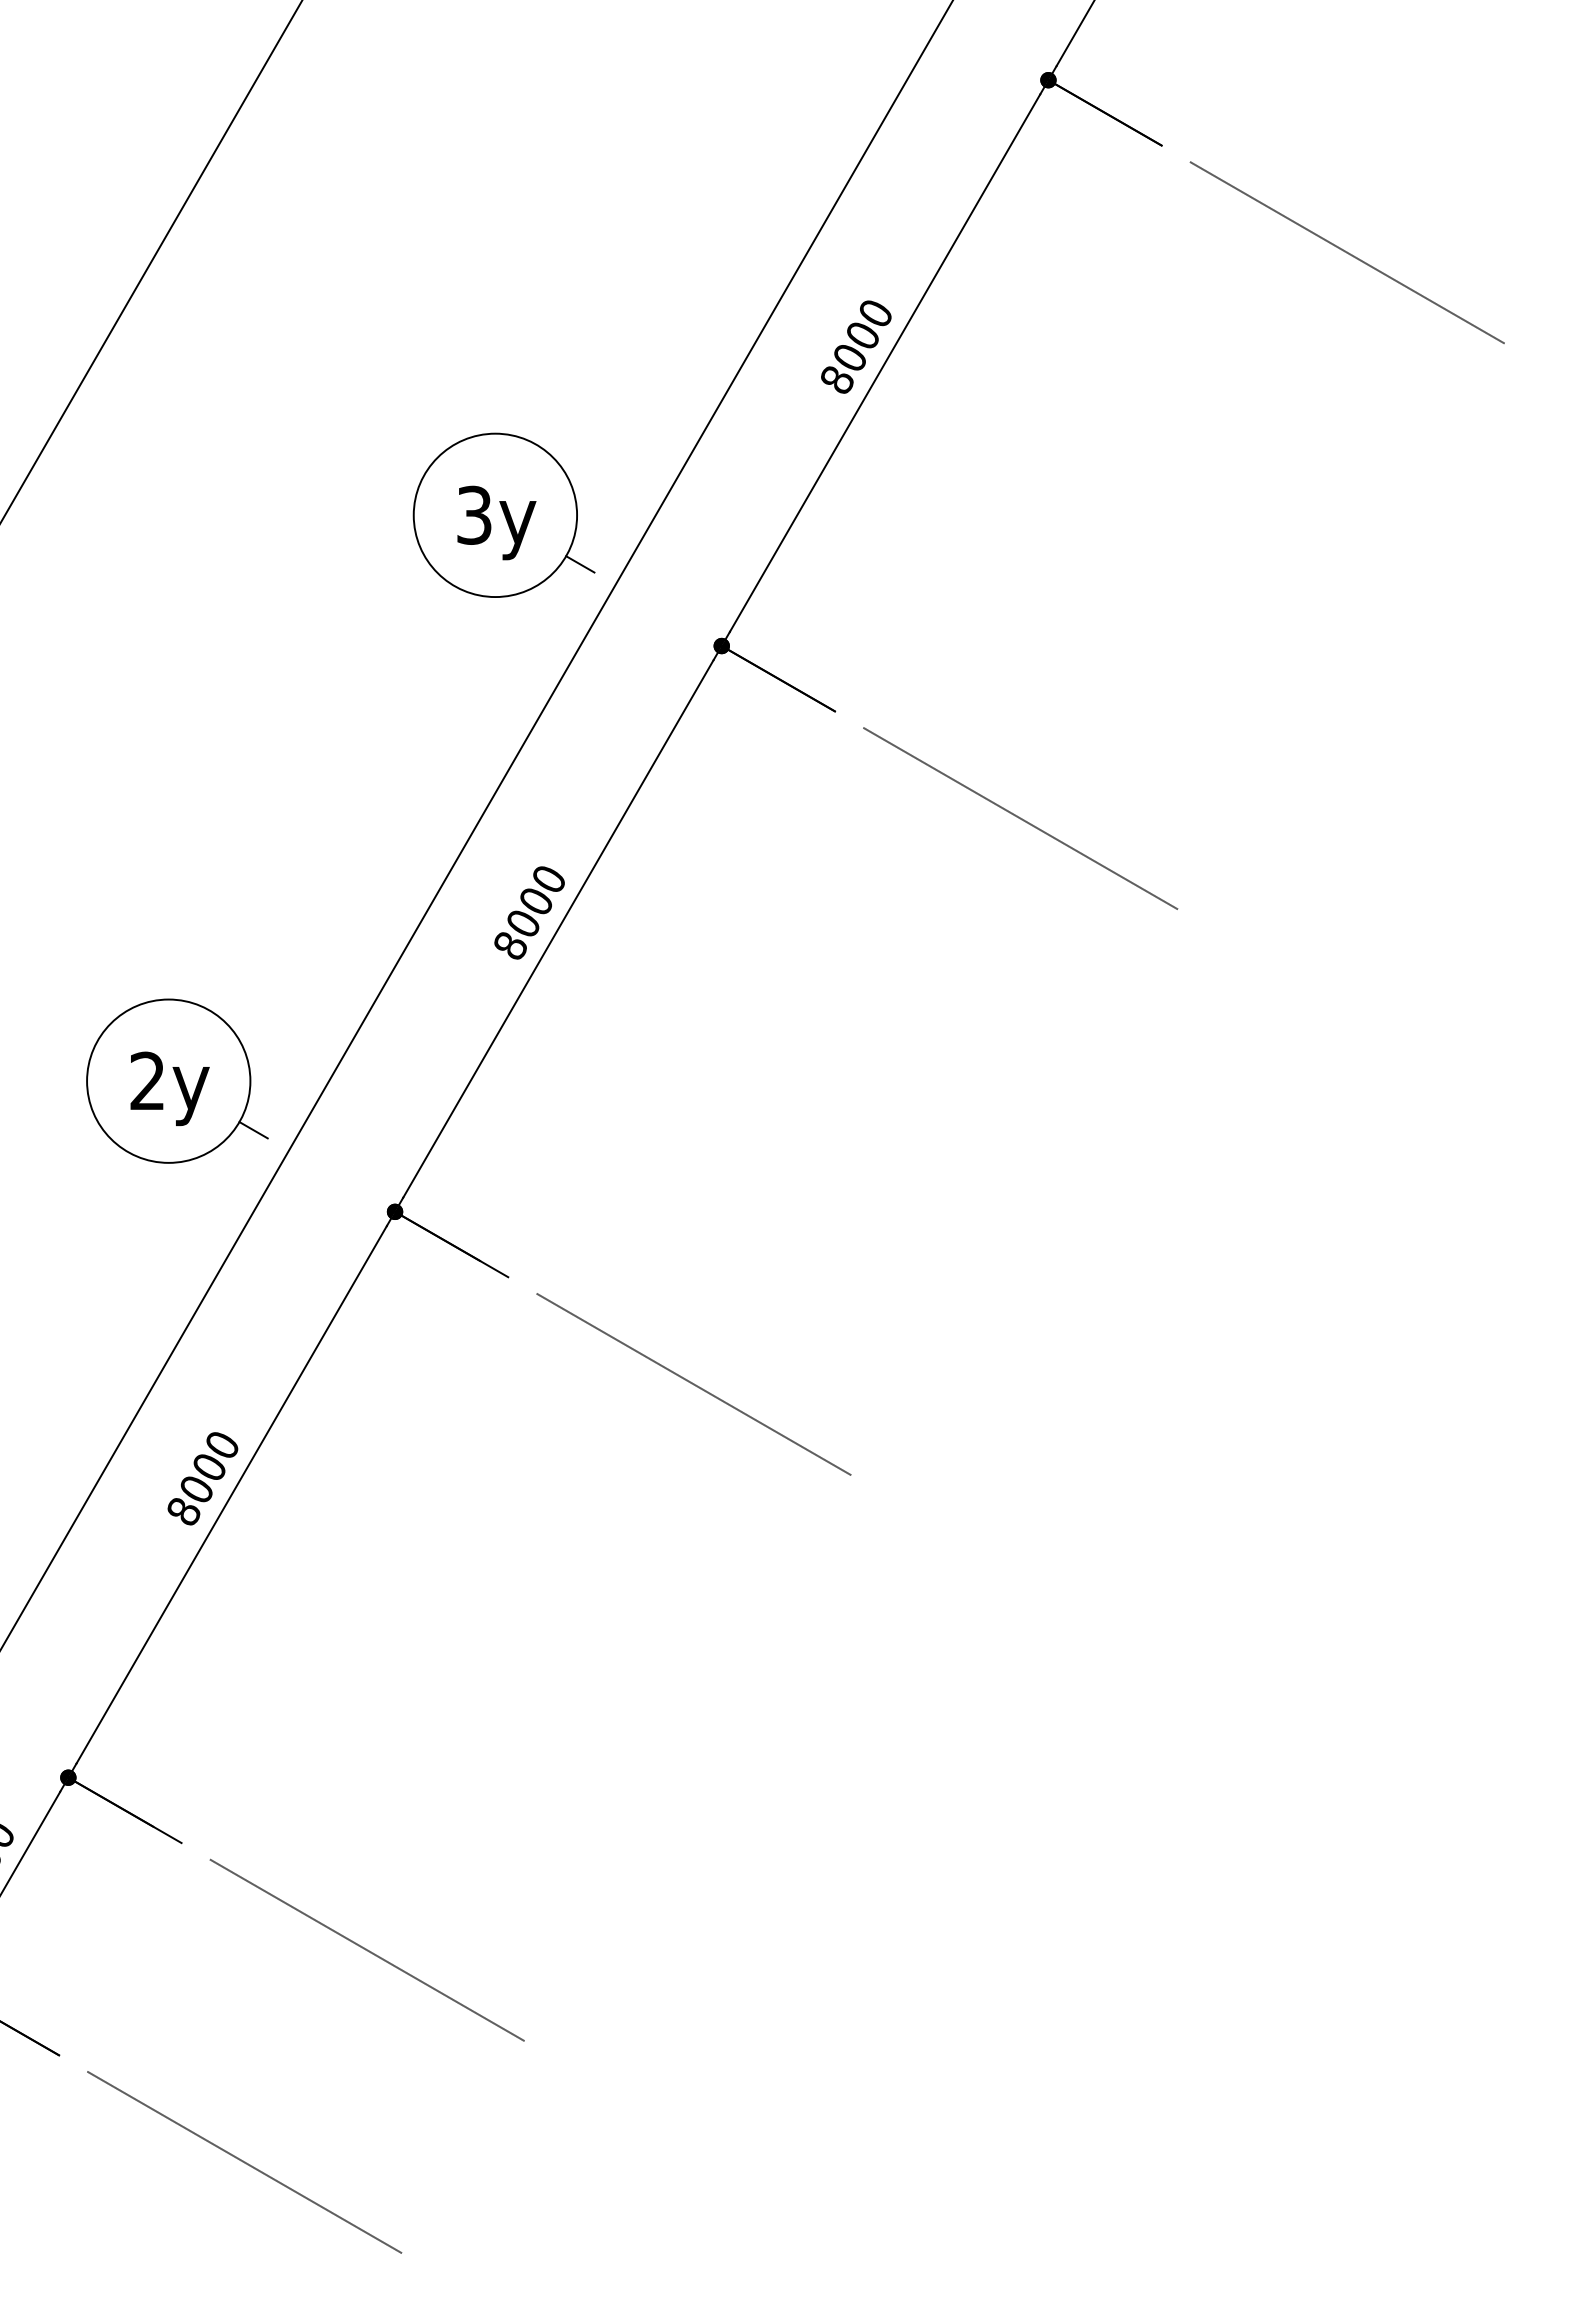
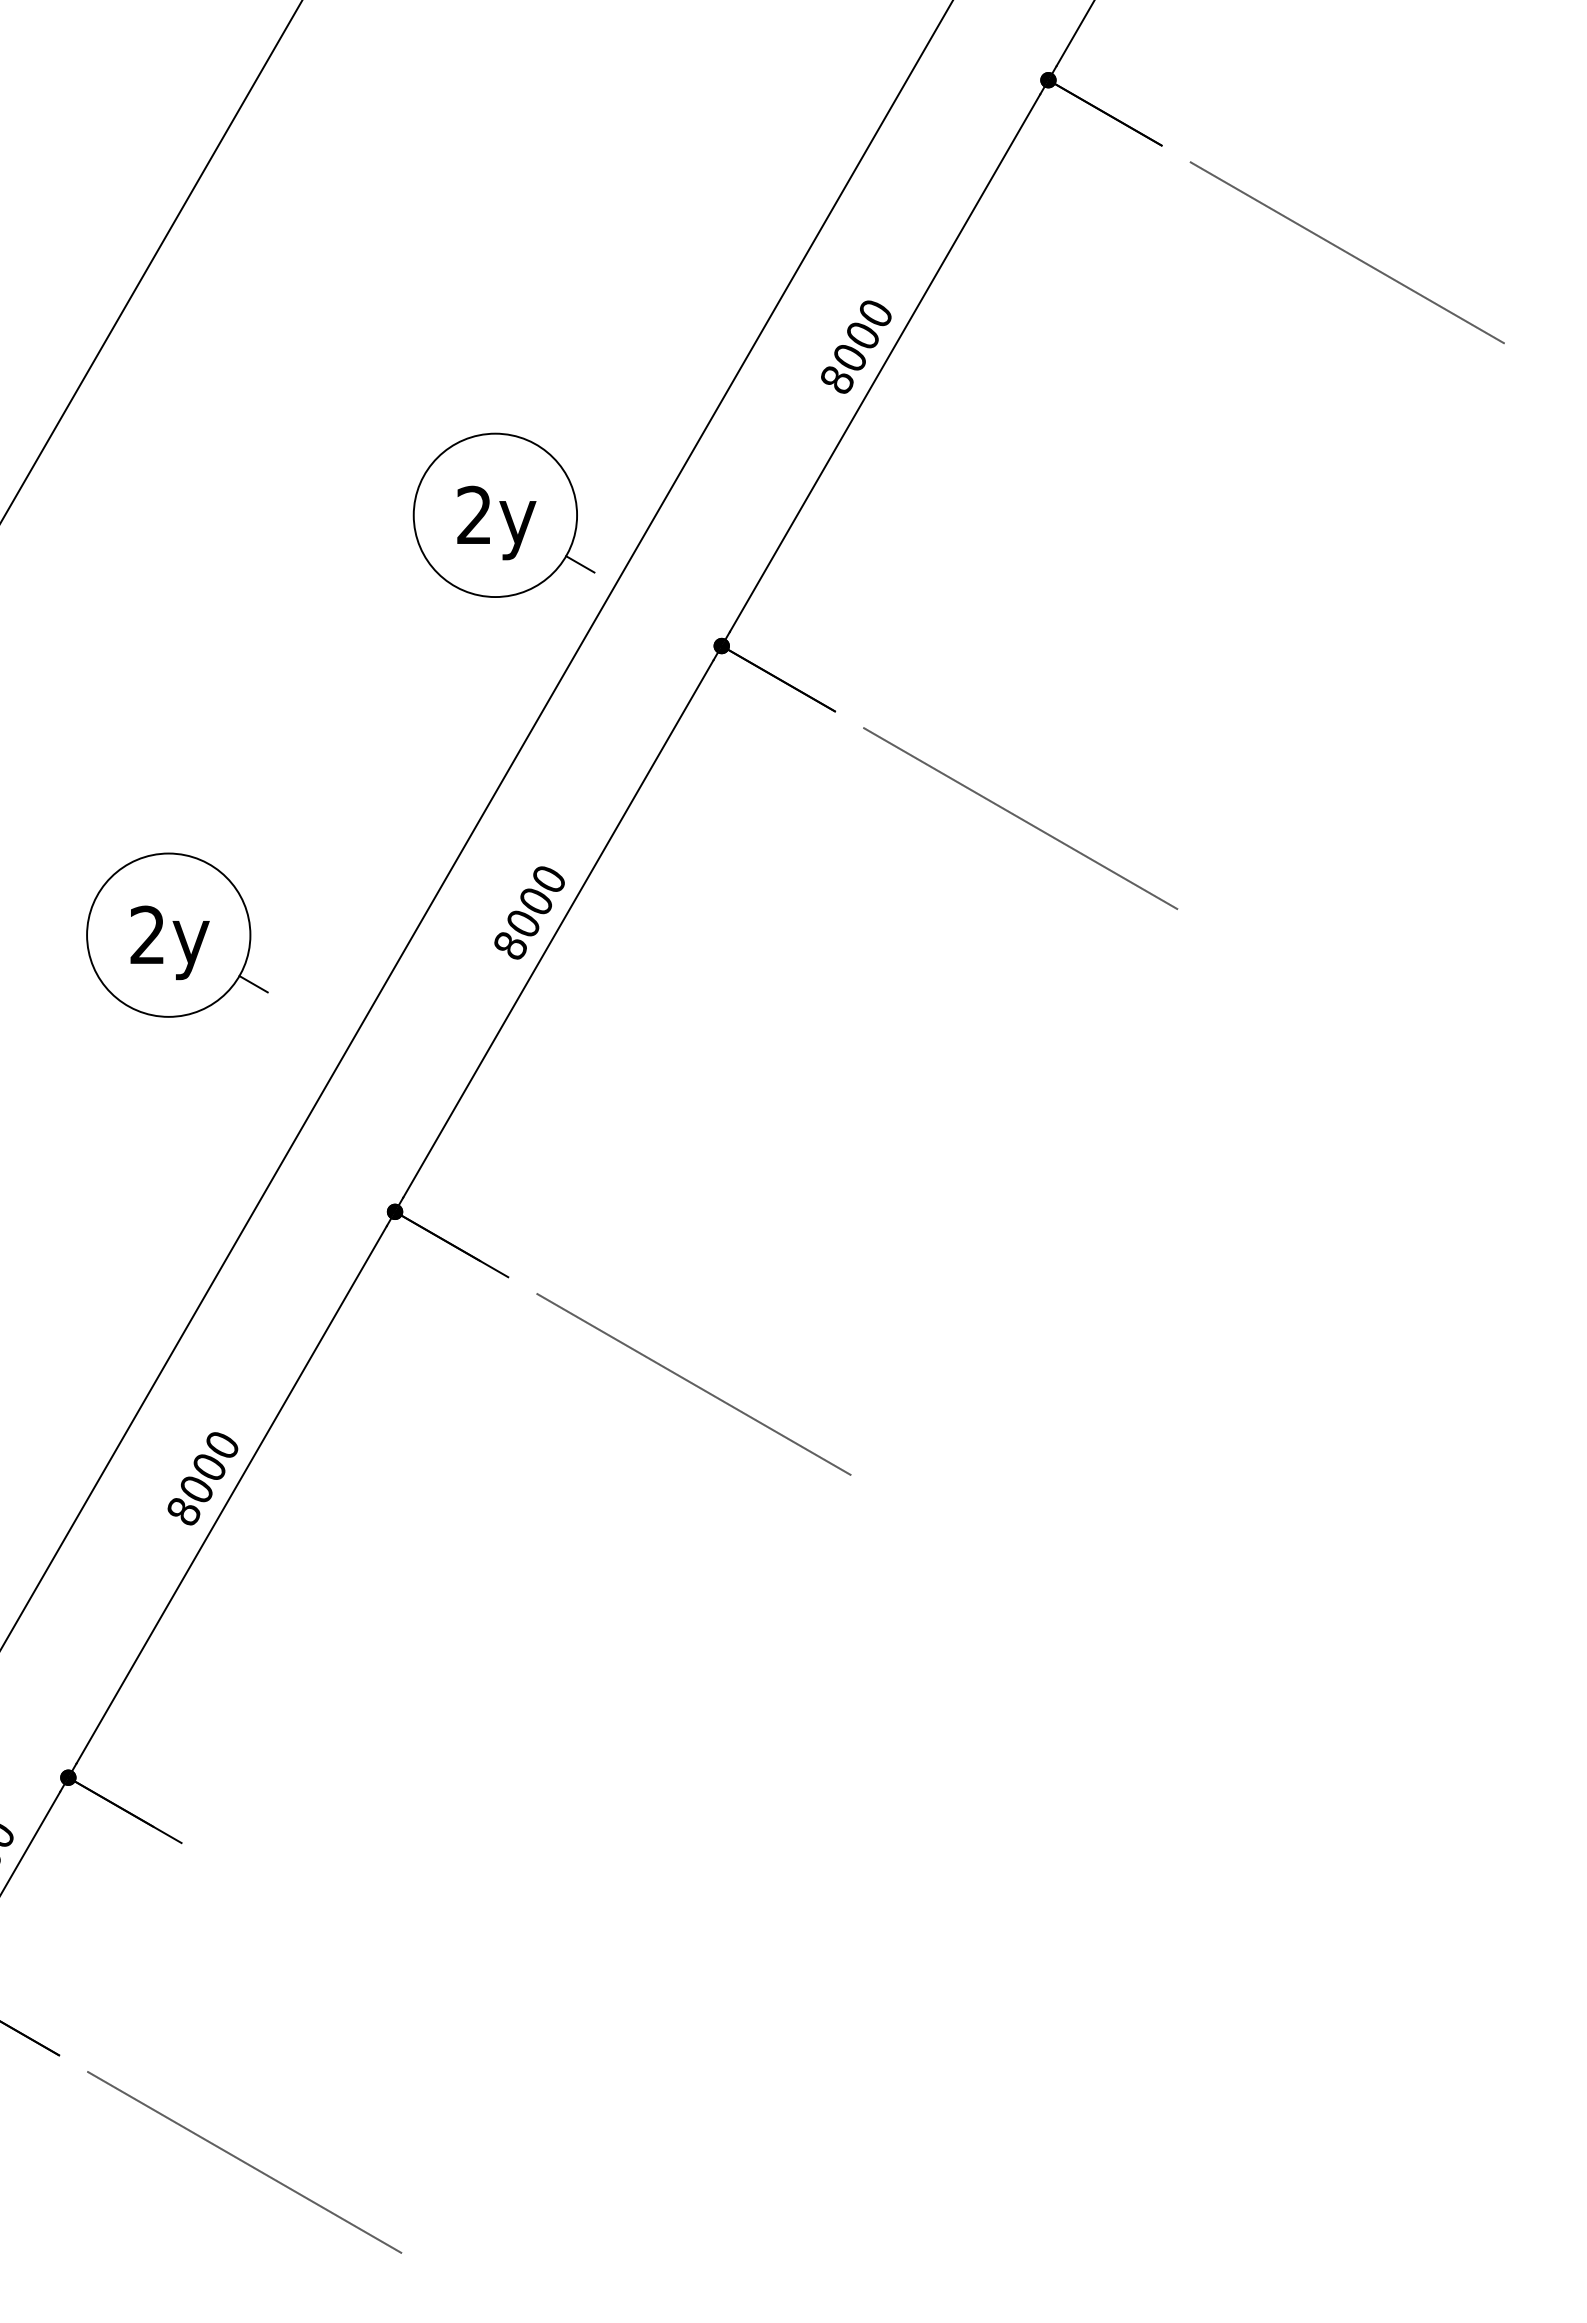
text: 3y -> 2y (474, 514)
part position: (177, 1080) -> (177, 934) (177, 934)
line: present -> none (366, 1949)
